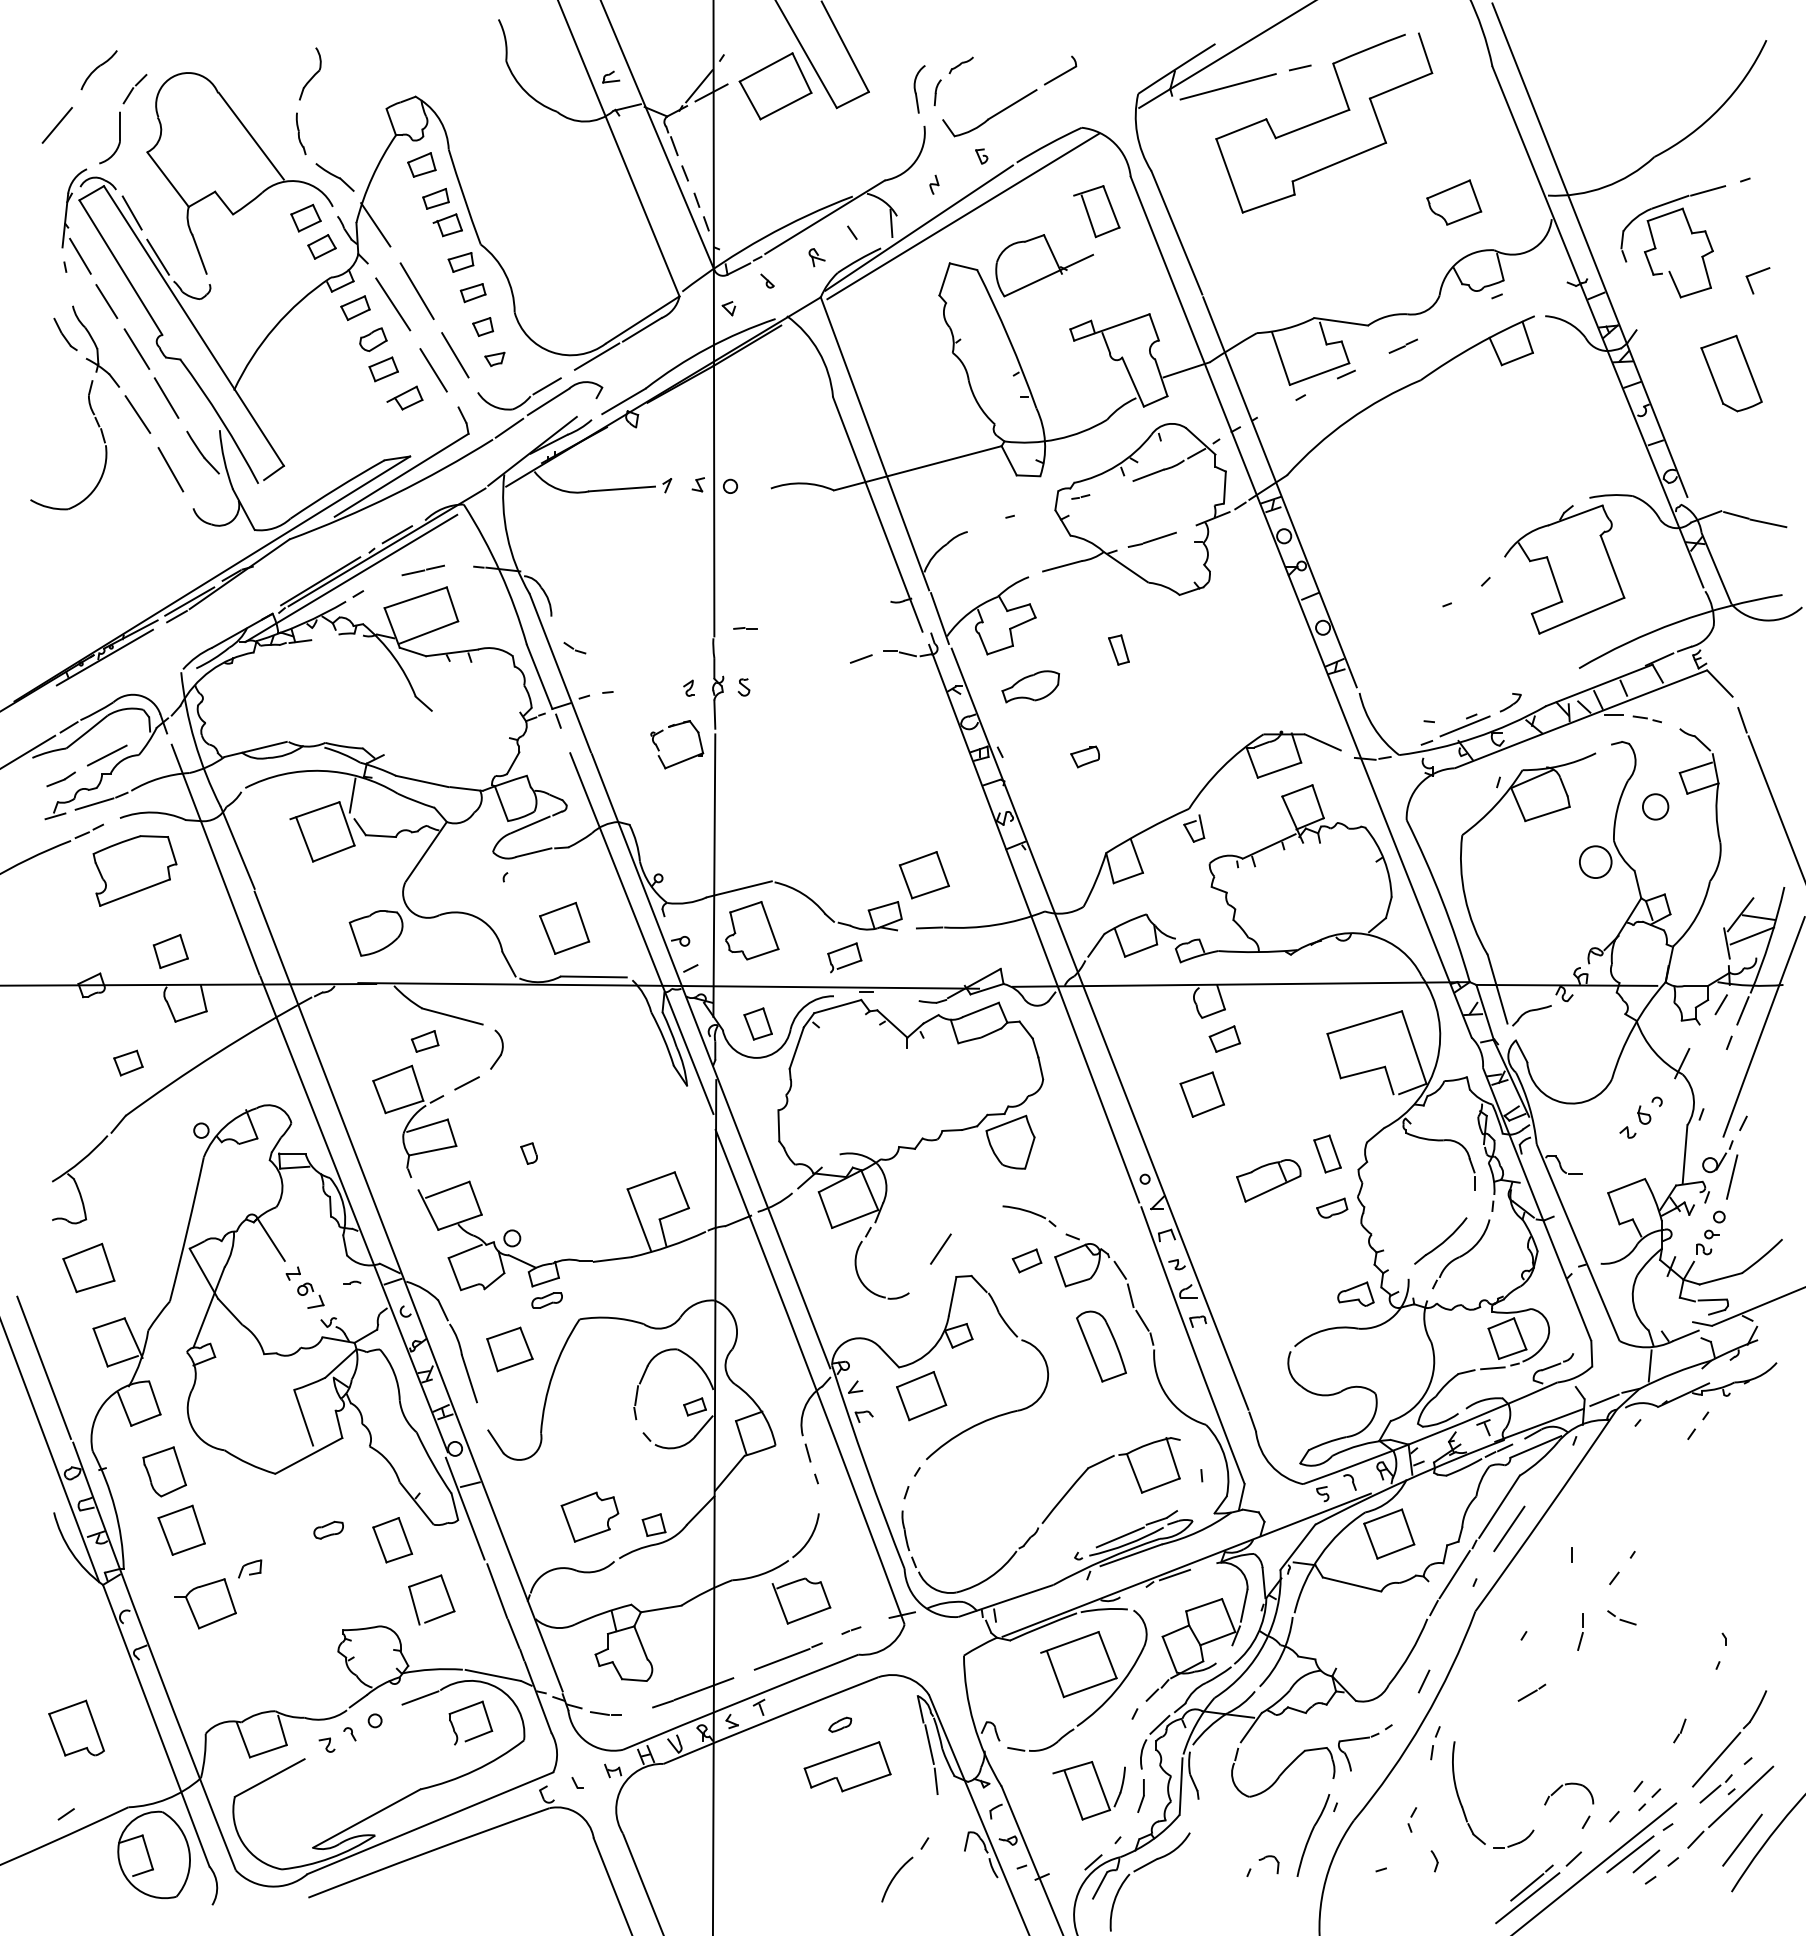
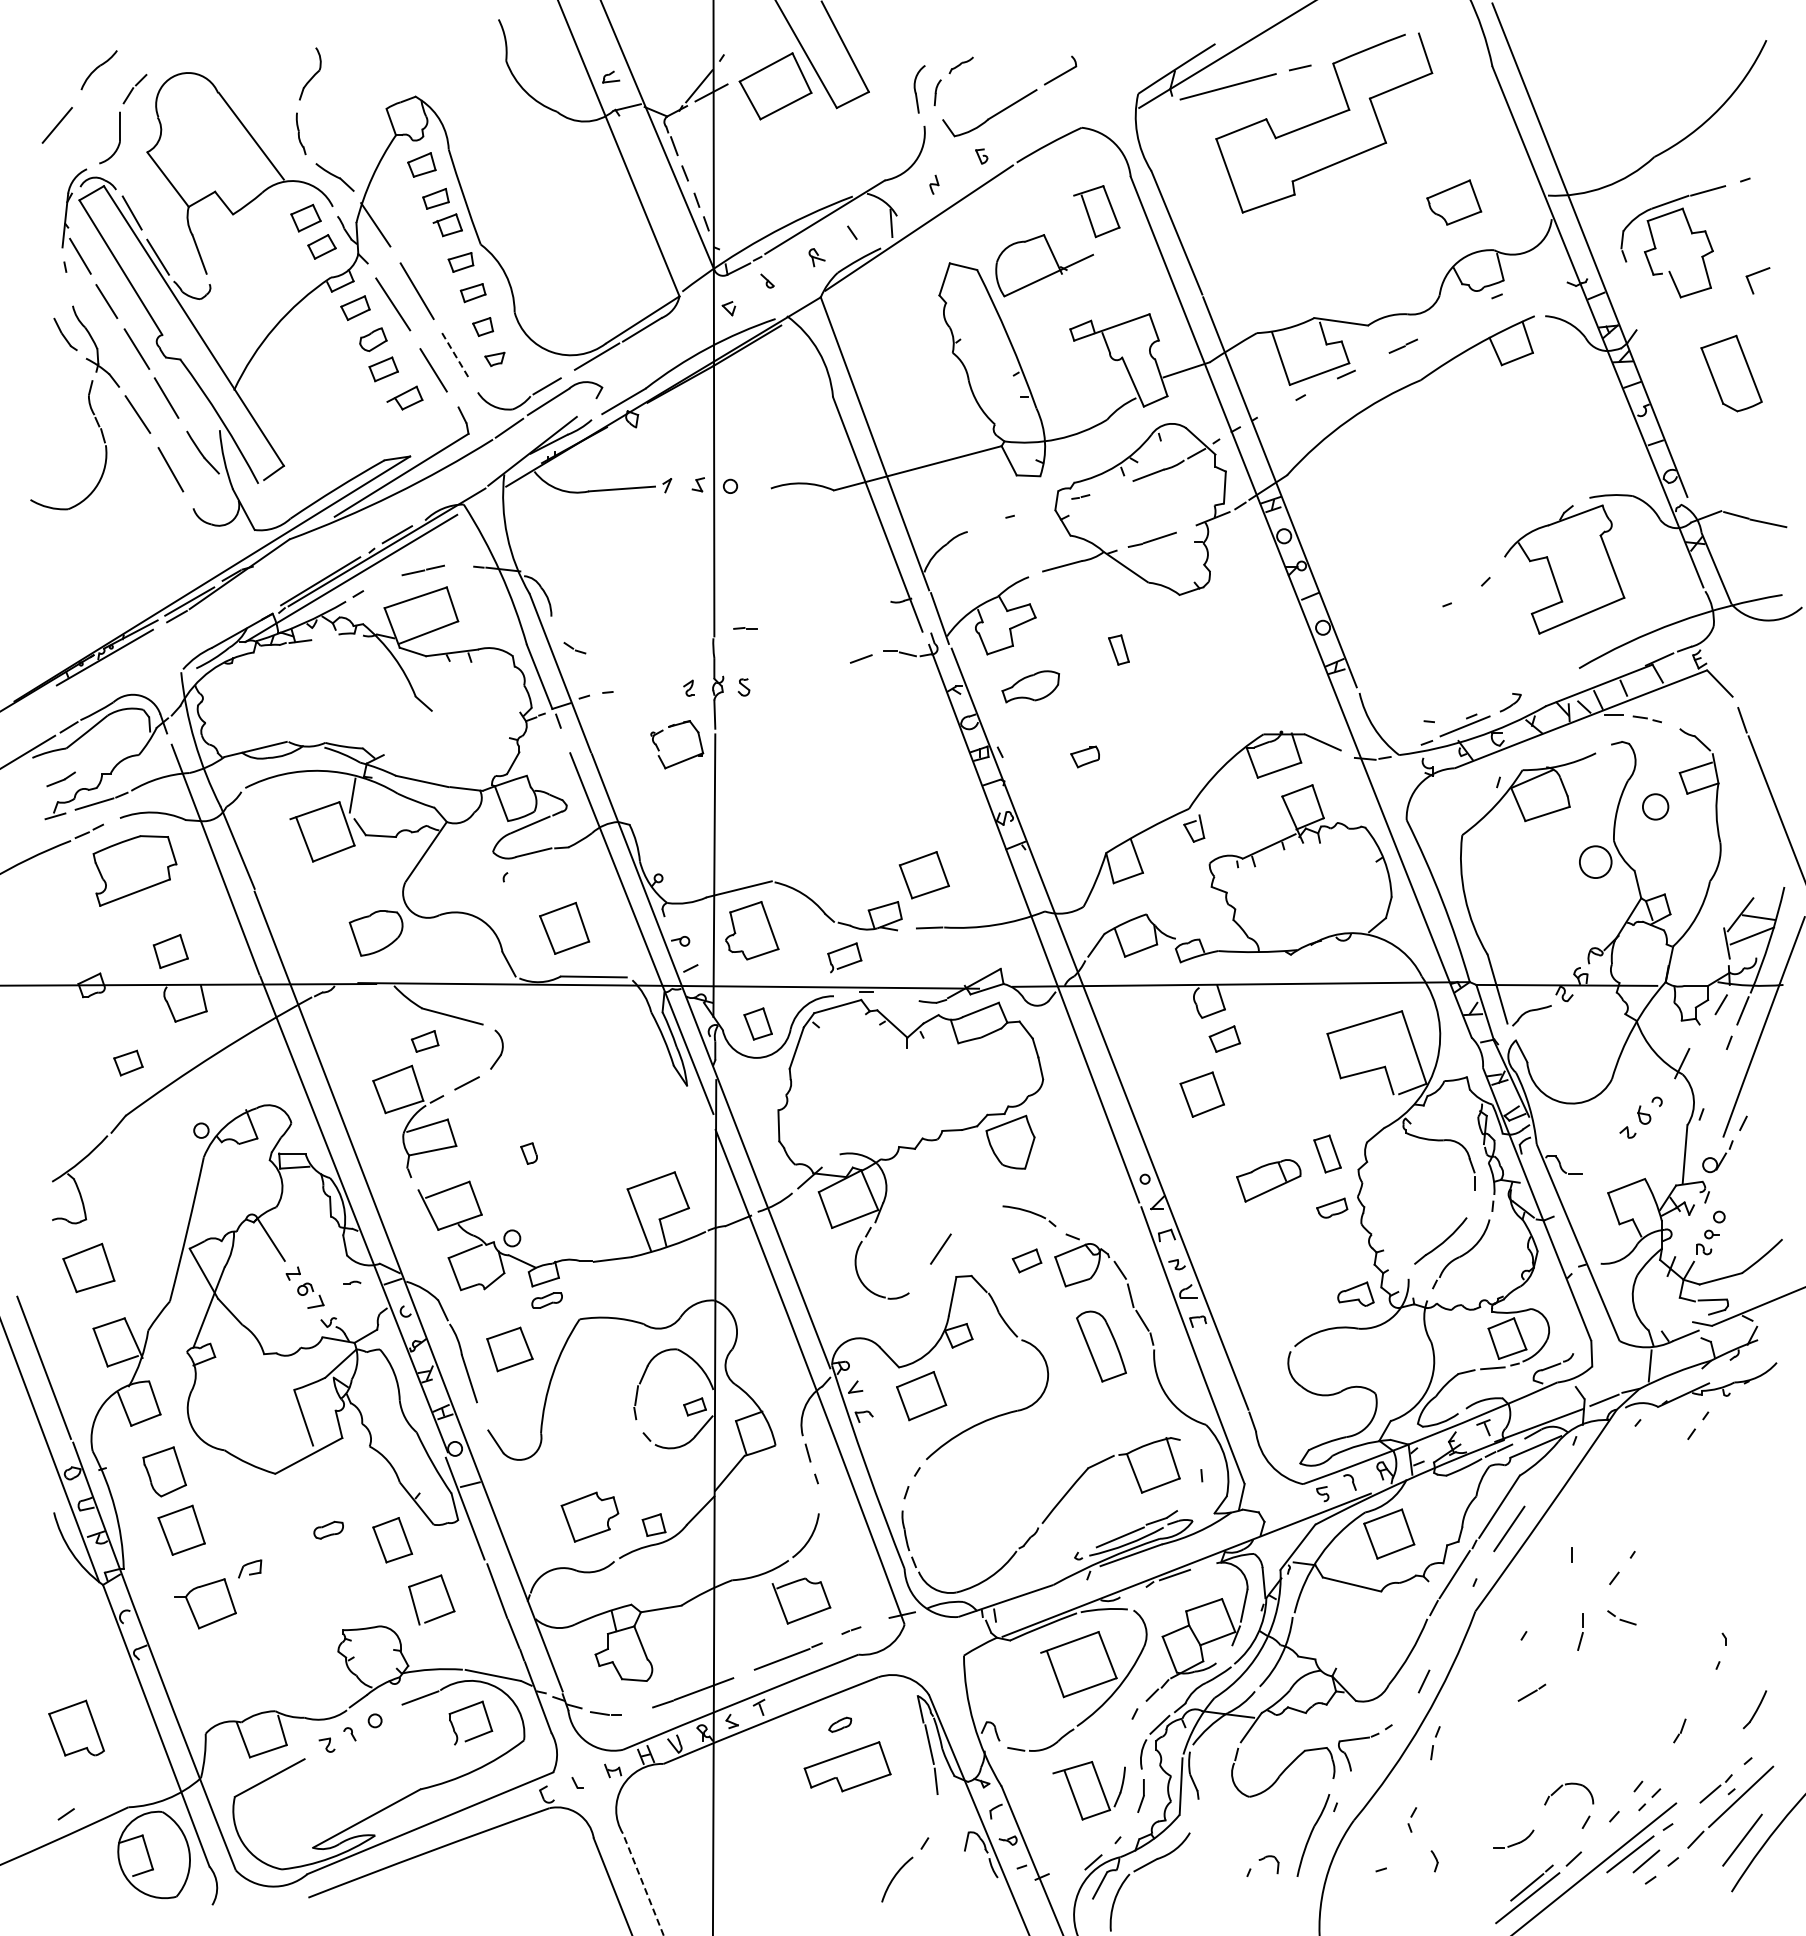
line: present -> none (963, 216)
line: solid -> dashed (455, 355)
line: present -> none (106, 755)
line: present -> none (1732, 1176)
line: present -> none (1716, 1759)
part: present -> none (1459, 1796)
arc: solid -> dashed (643, 1884)
